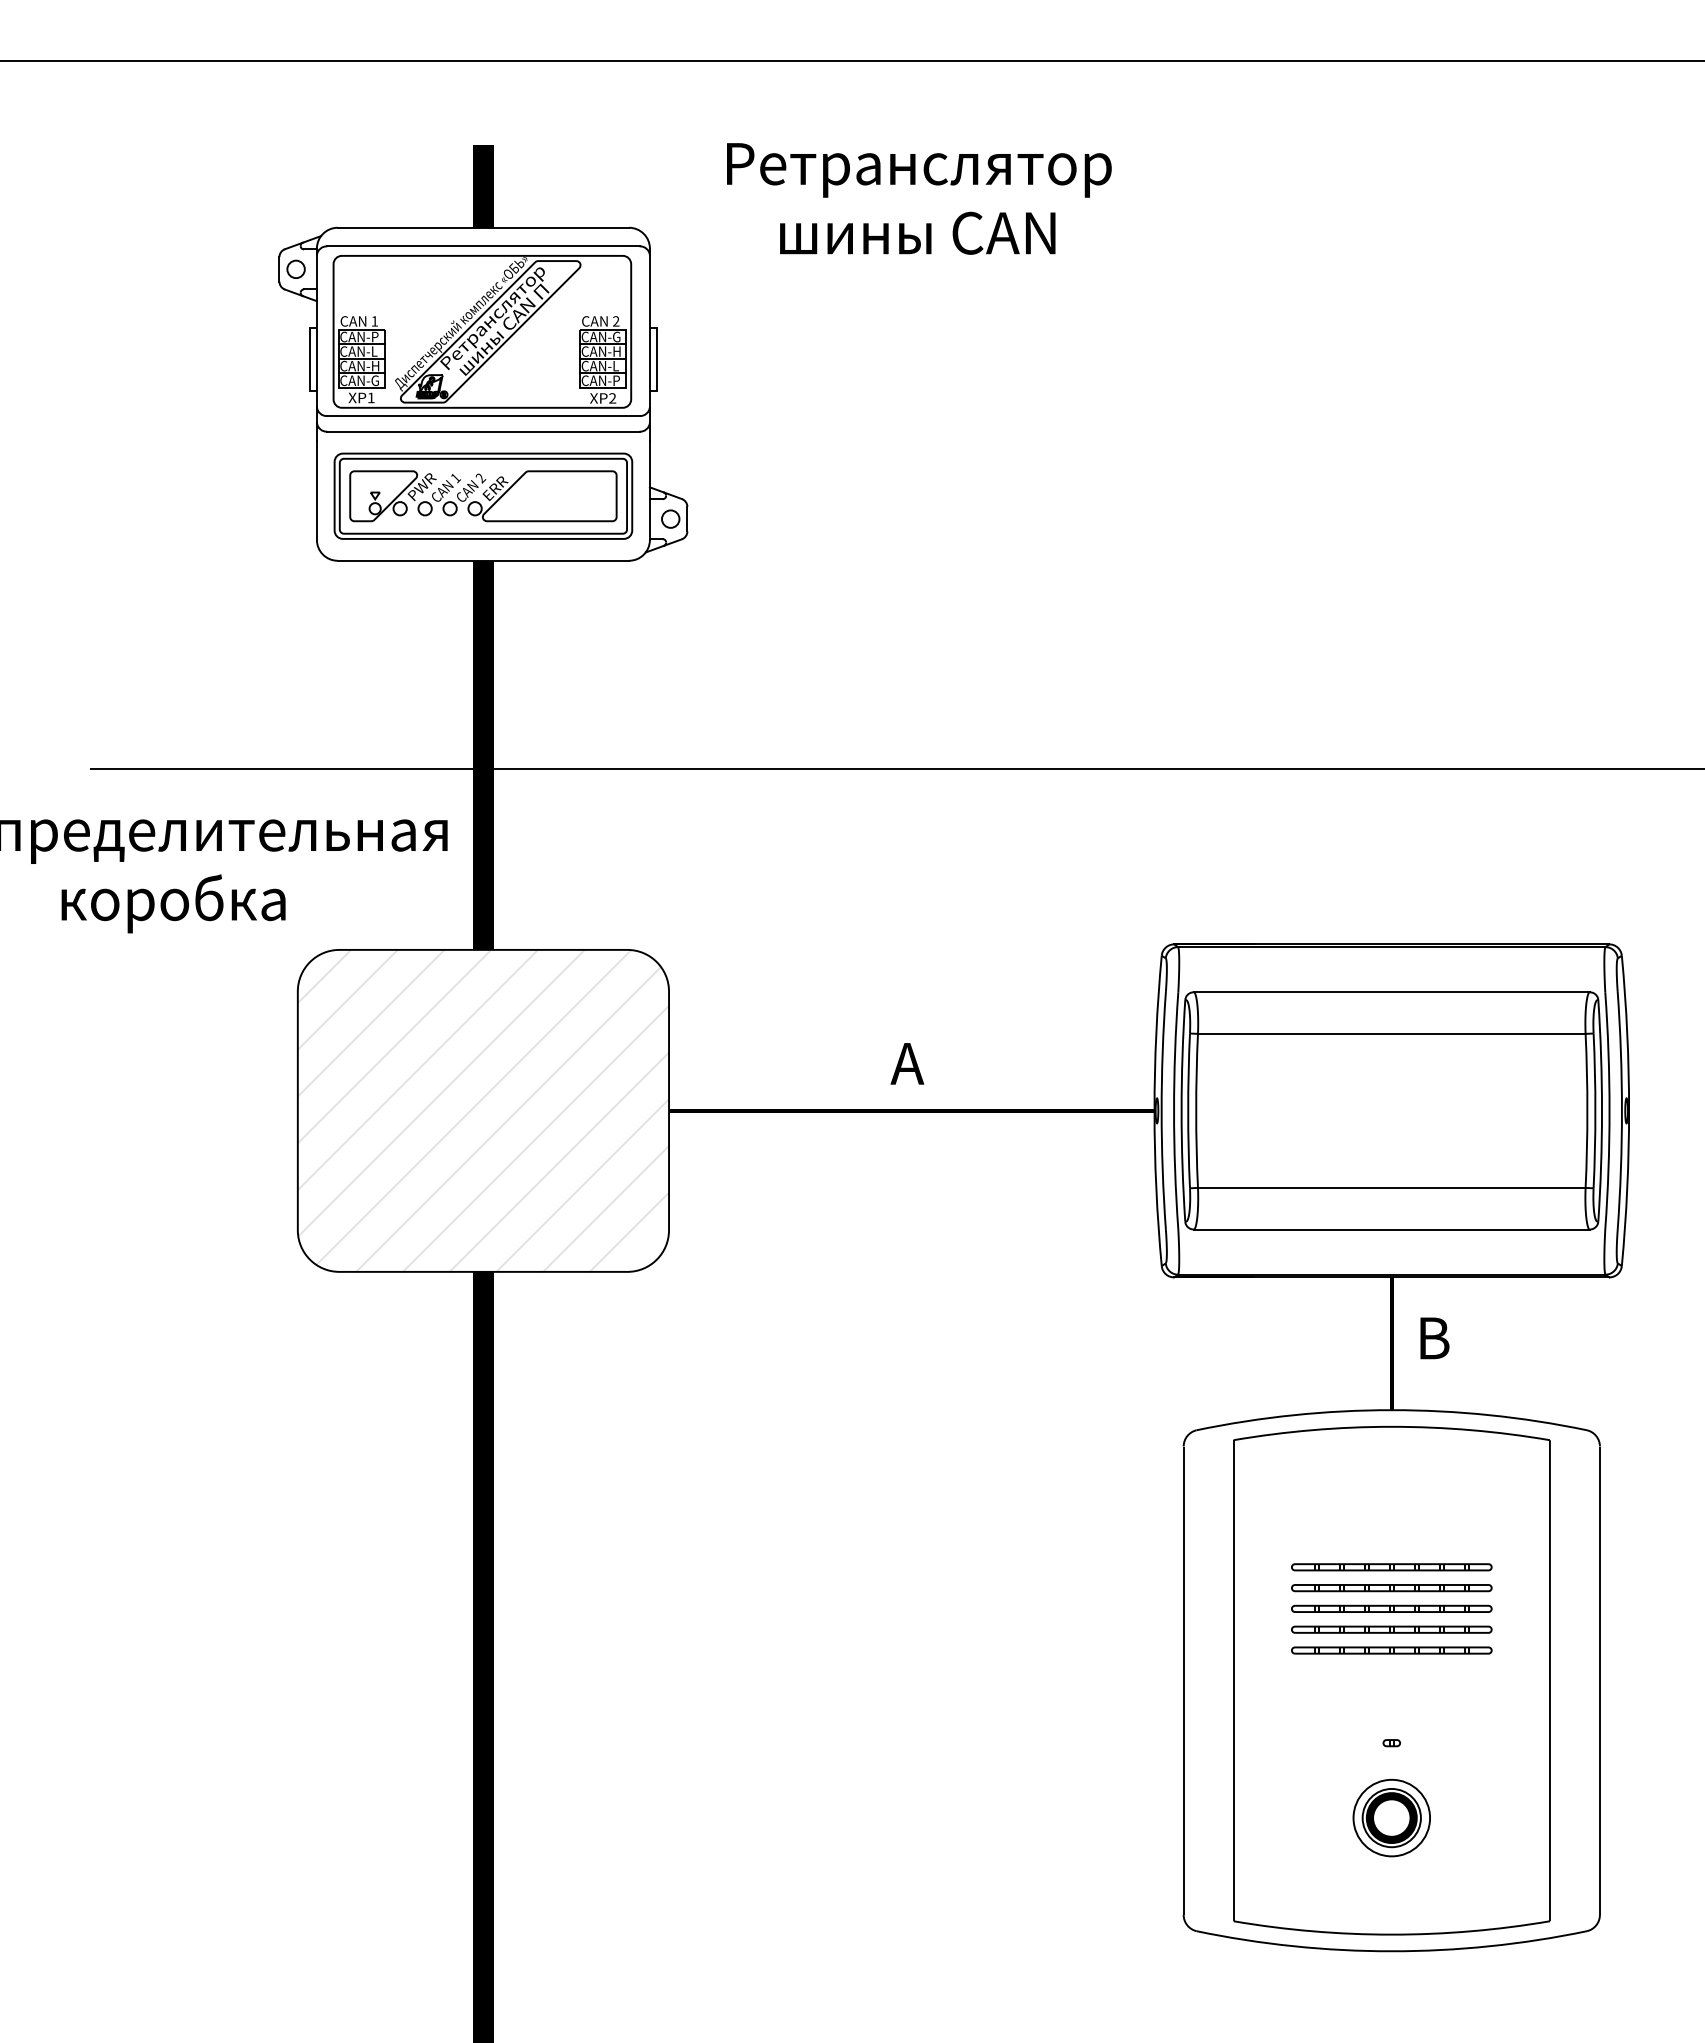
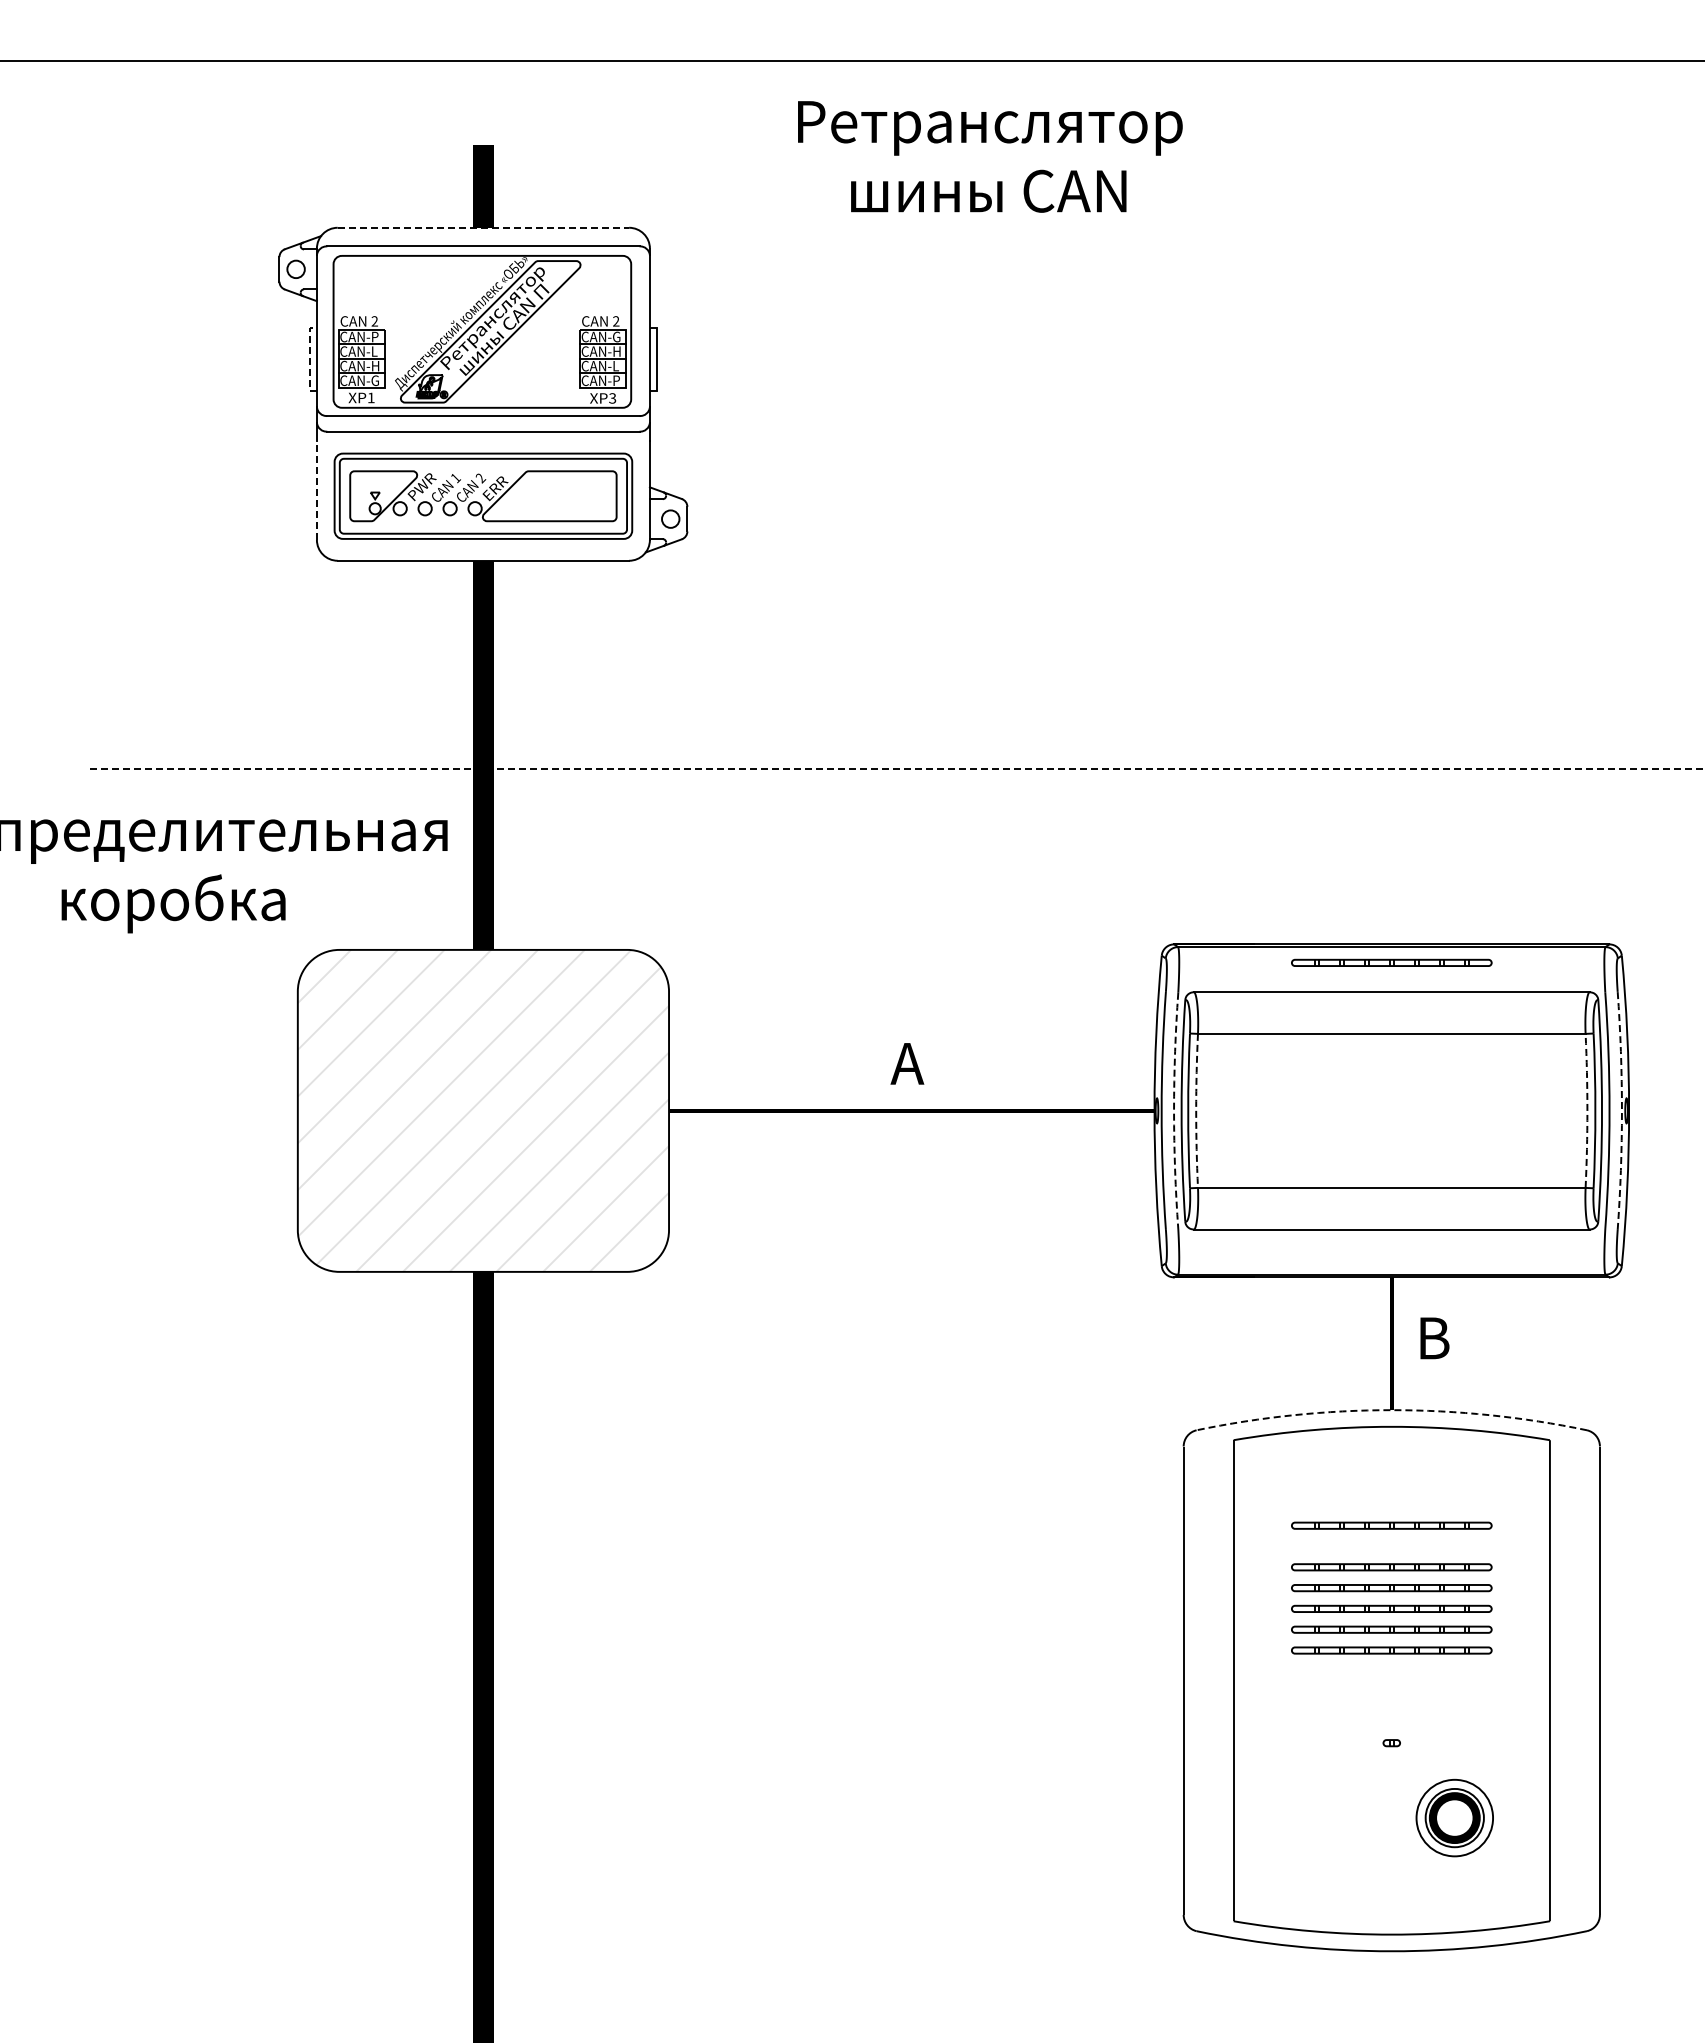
text position: (919, 198) -> (990, 156) (990, 156)
line: solid -> dashed (483, 227)
text: 1 -> 2 (374, 321)
line: solid -> dashed (310, 359)
text: XP2 -> XP3 (612, 398)
line: solid -> dashed (316, 490)
line: solid -> dashed (897, 768)
part: none -> present (1391, 962)
arc: solid -> dashed (1174, 1110)
arc: solid -> dashed (1196, 1110)
arc: solid -> dashed (1587, 1110)
arc: solid -> dashed (1621, 1110)
arc: solid -> dashed (1391, 1410)
part: none -> present (1391, 1525)
part position: (1391, 1817) -> (1454, 1817) (1454, 1817)
